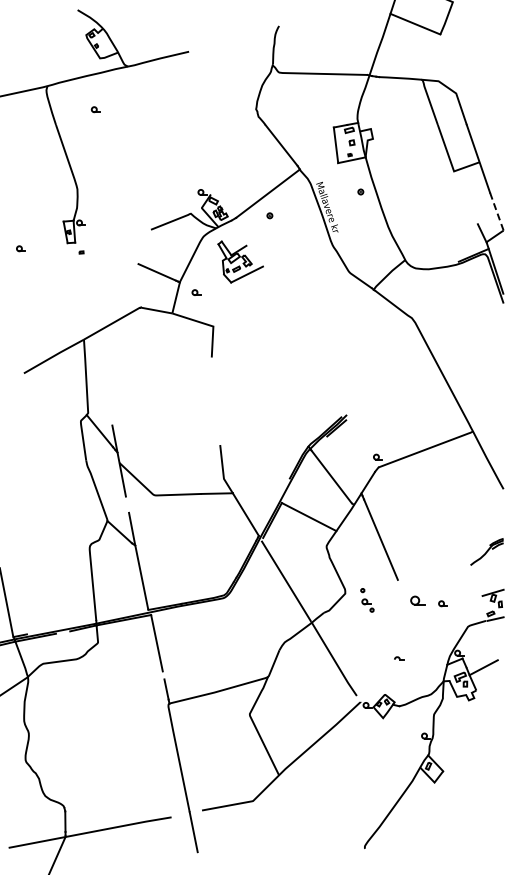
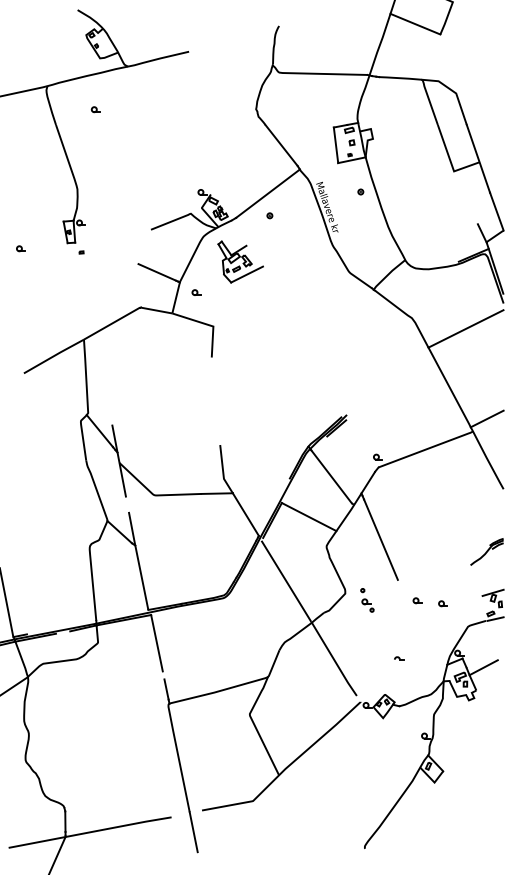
line: dashed -> solid (496, 211)
line: none -> present (465, 328)
line: none -> present (486, 418)
part size: 16x11 px -> 11x8 px (417, 600)
